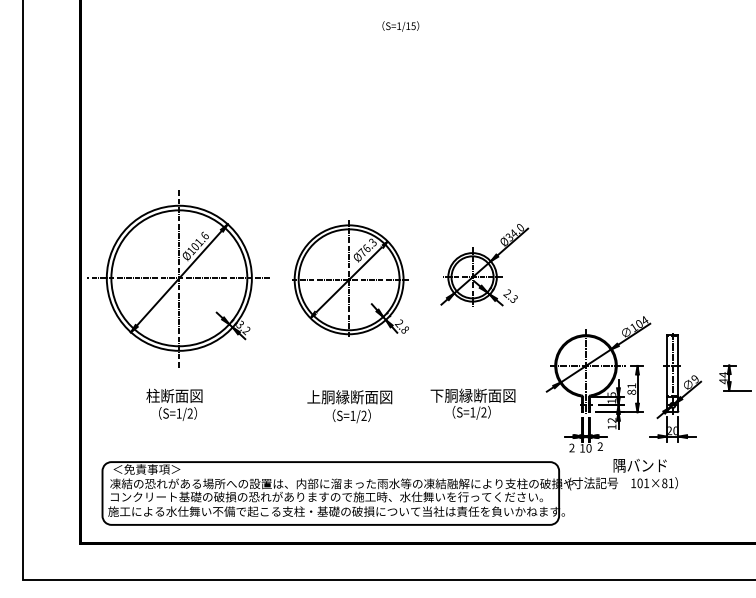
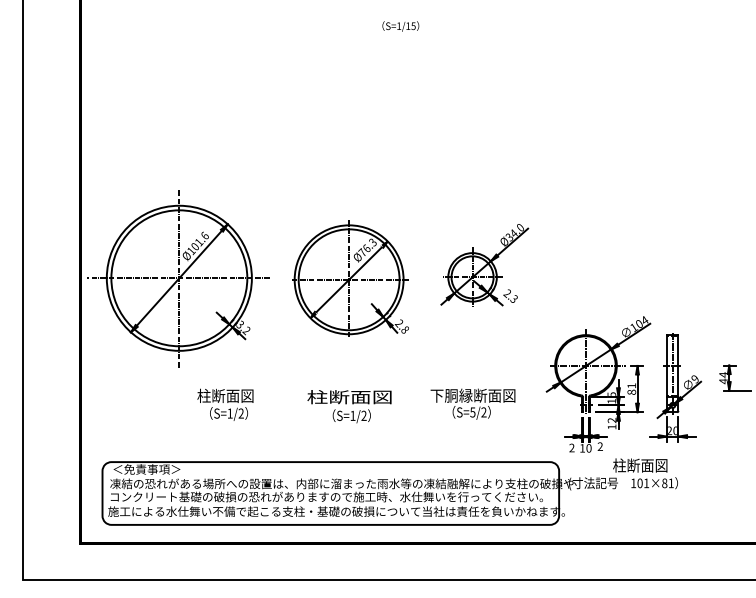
text: 上胴縁断面図 -> 柱断面図 (349, 397)
text position: (174, 404) -> (225, 404) (225, 404)
text: S=1/2 -> S=5/2 (472, 412)
text: 隅バンド -> 柱断面図 (640, 465)
